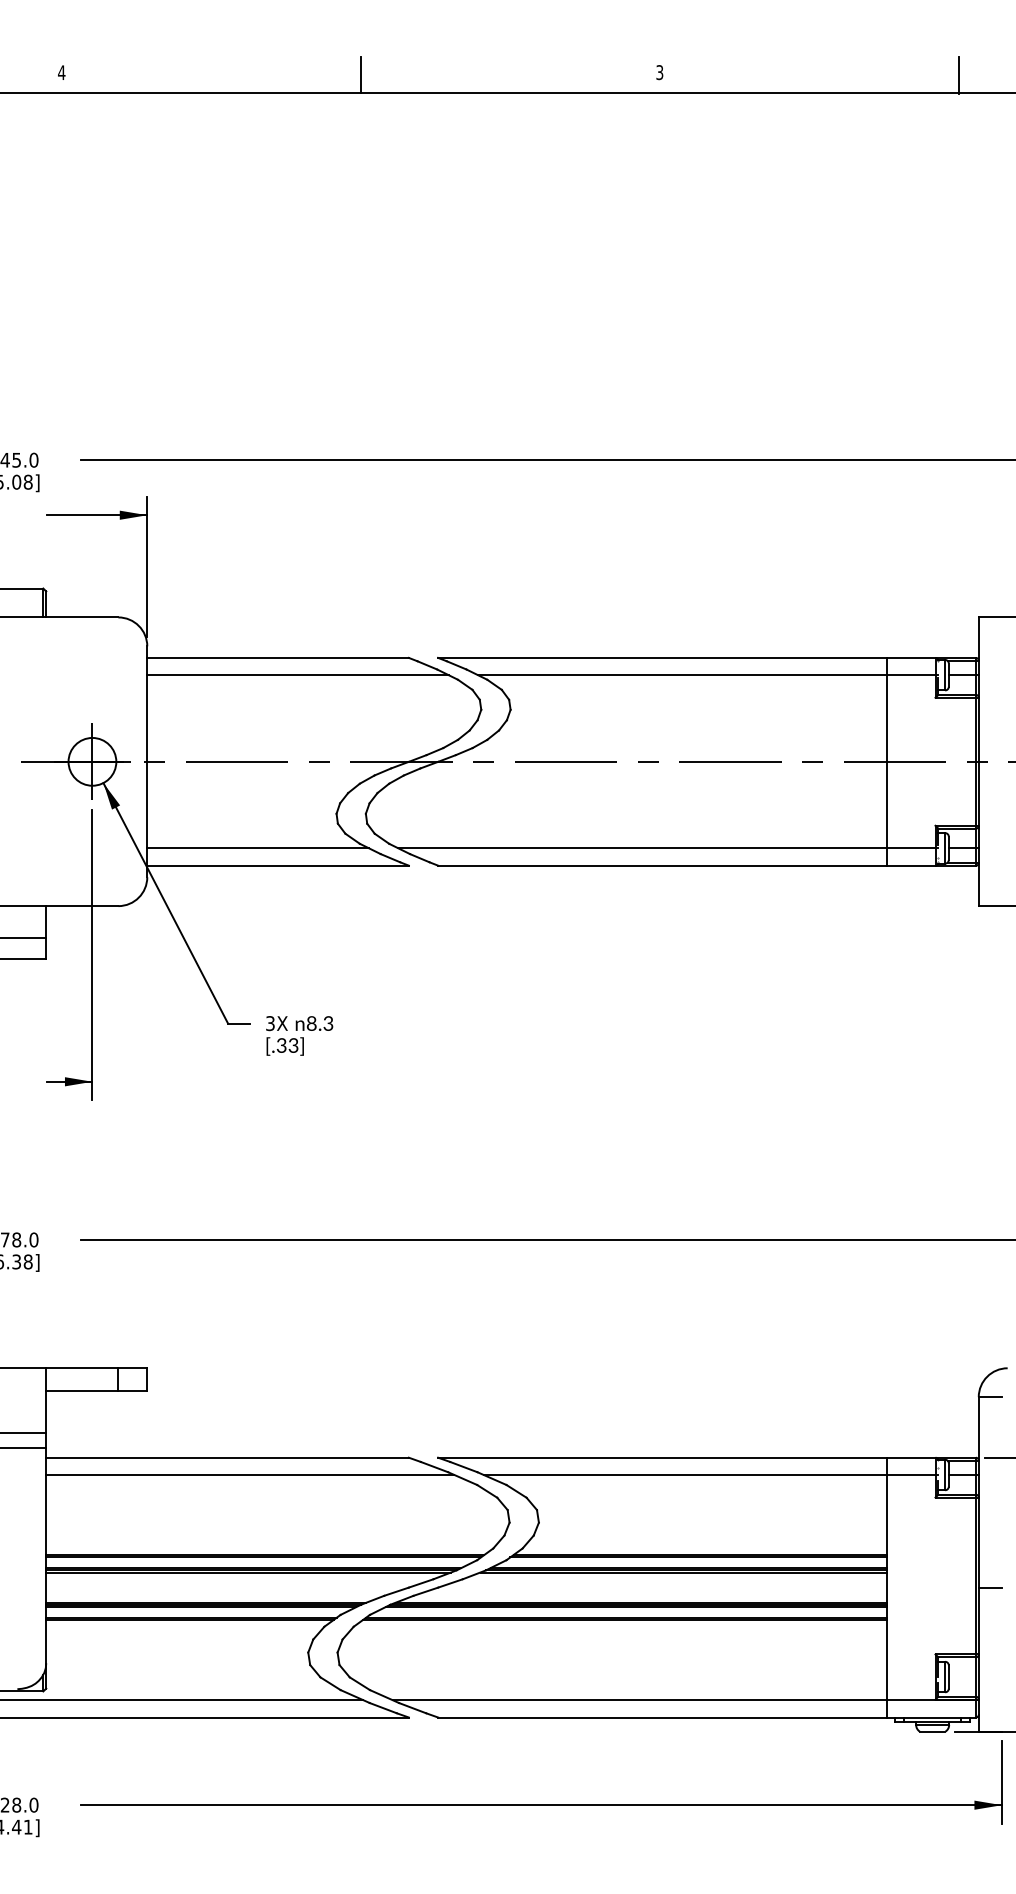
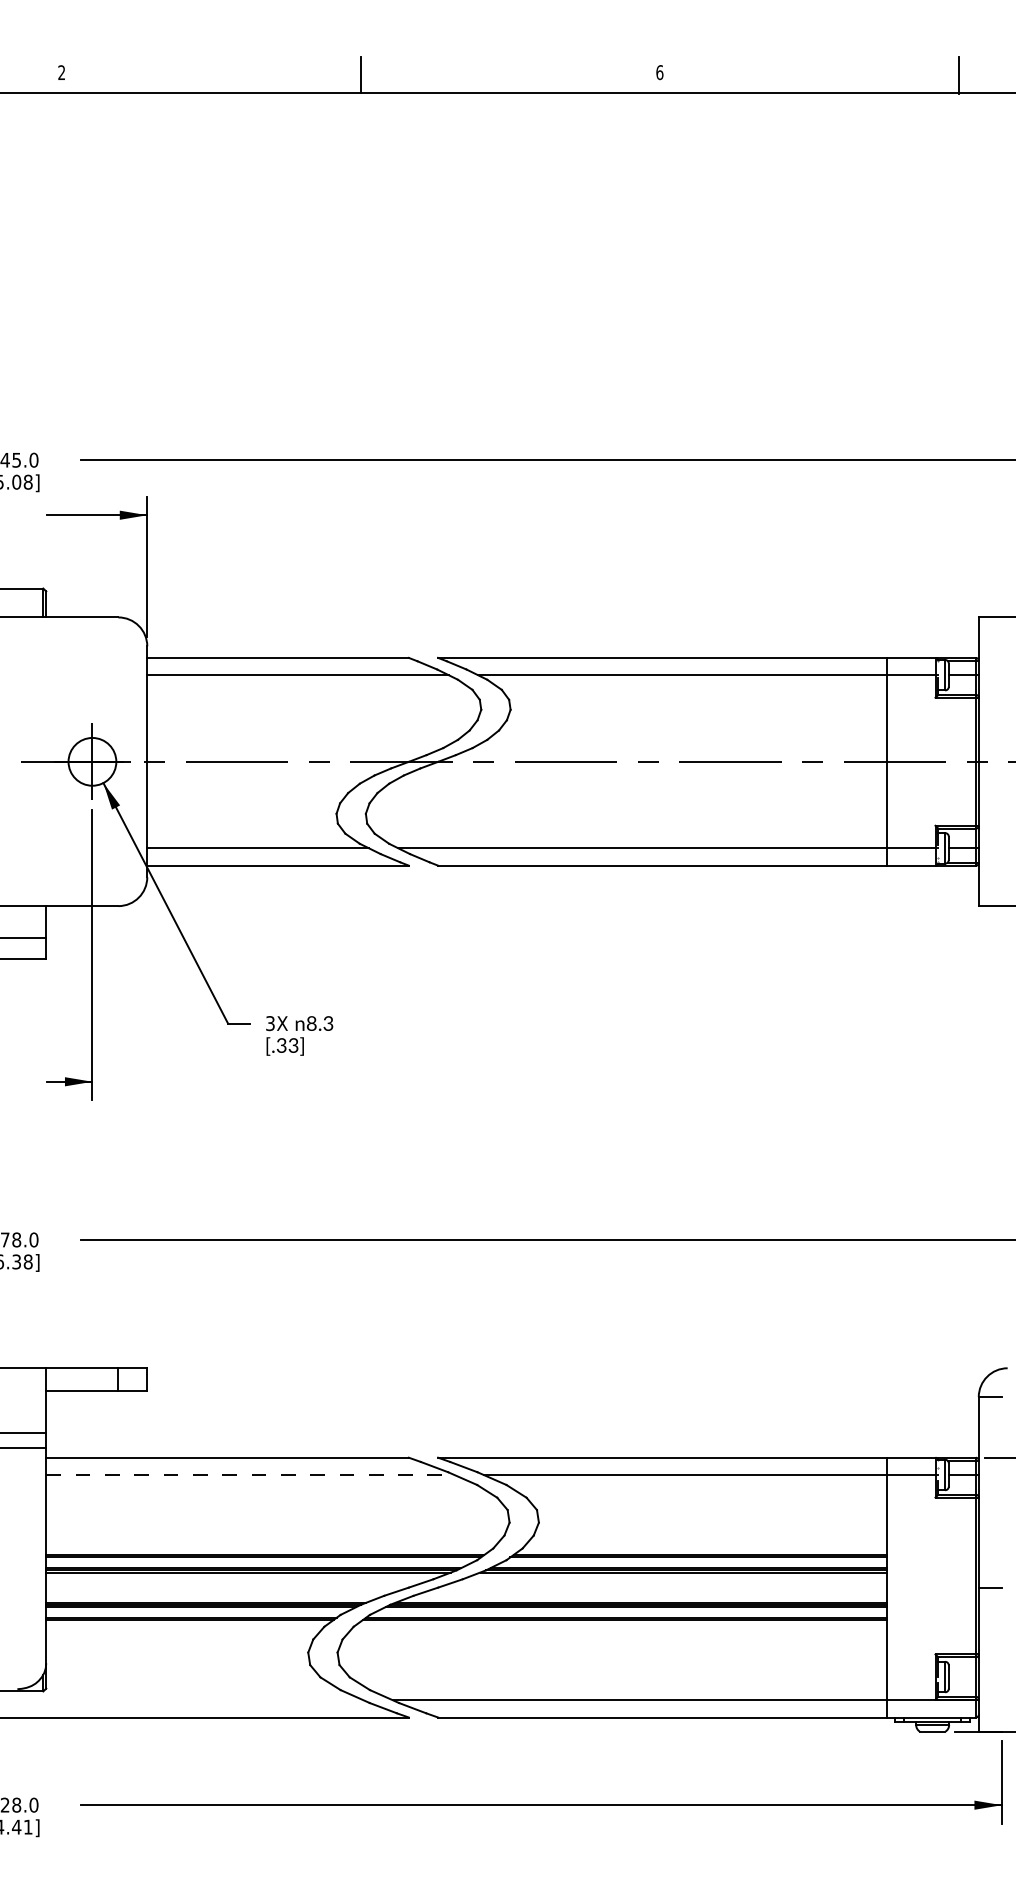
text: 4 -> 2 (61, 72)
text: 3 -> 6 (659, 72)
line: solid -> dashed (250, 1475)
line: present -> none (182, 1700)
